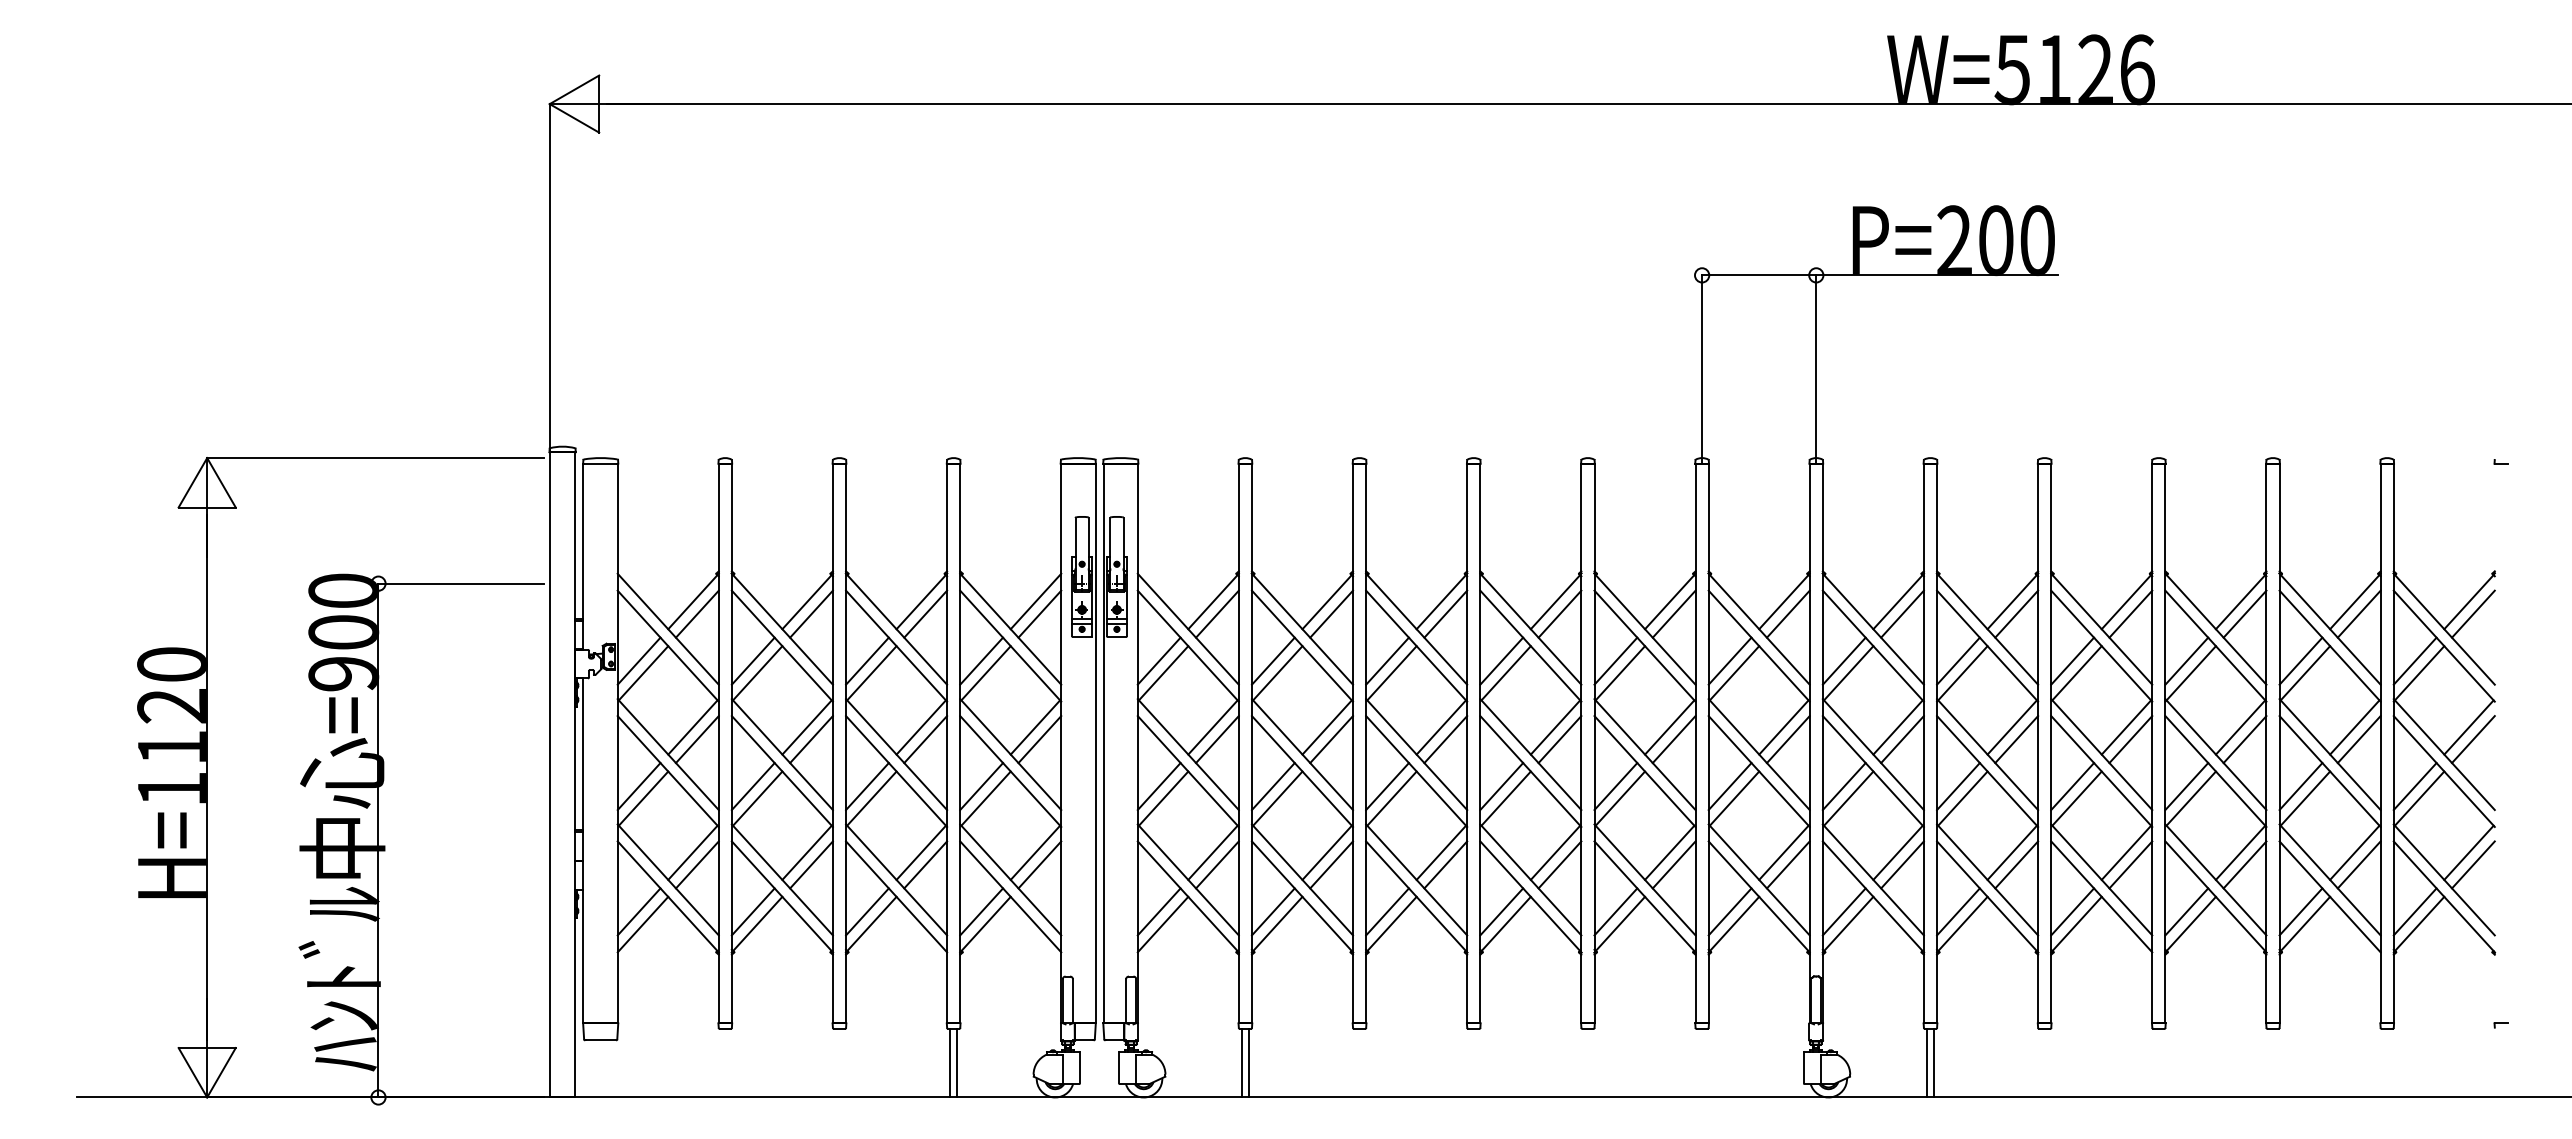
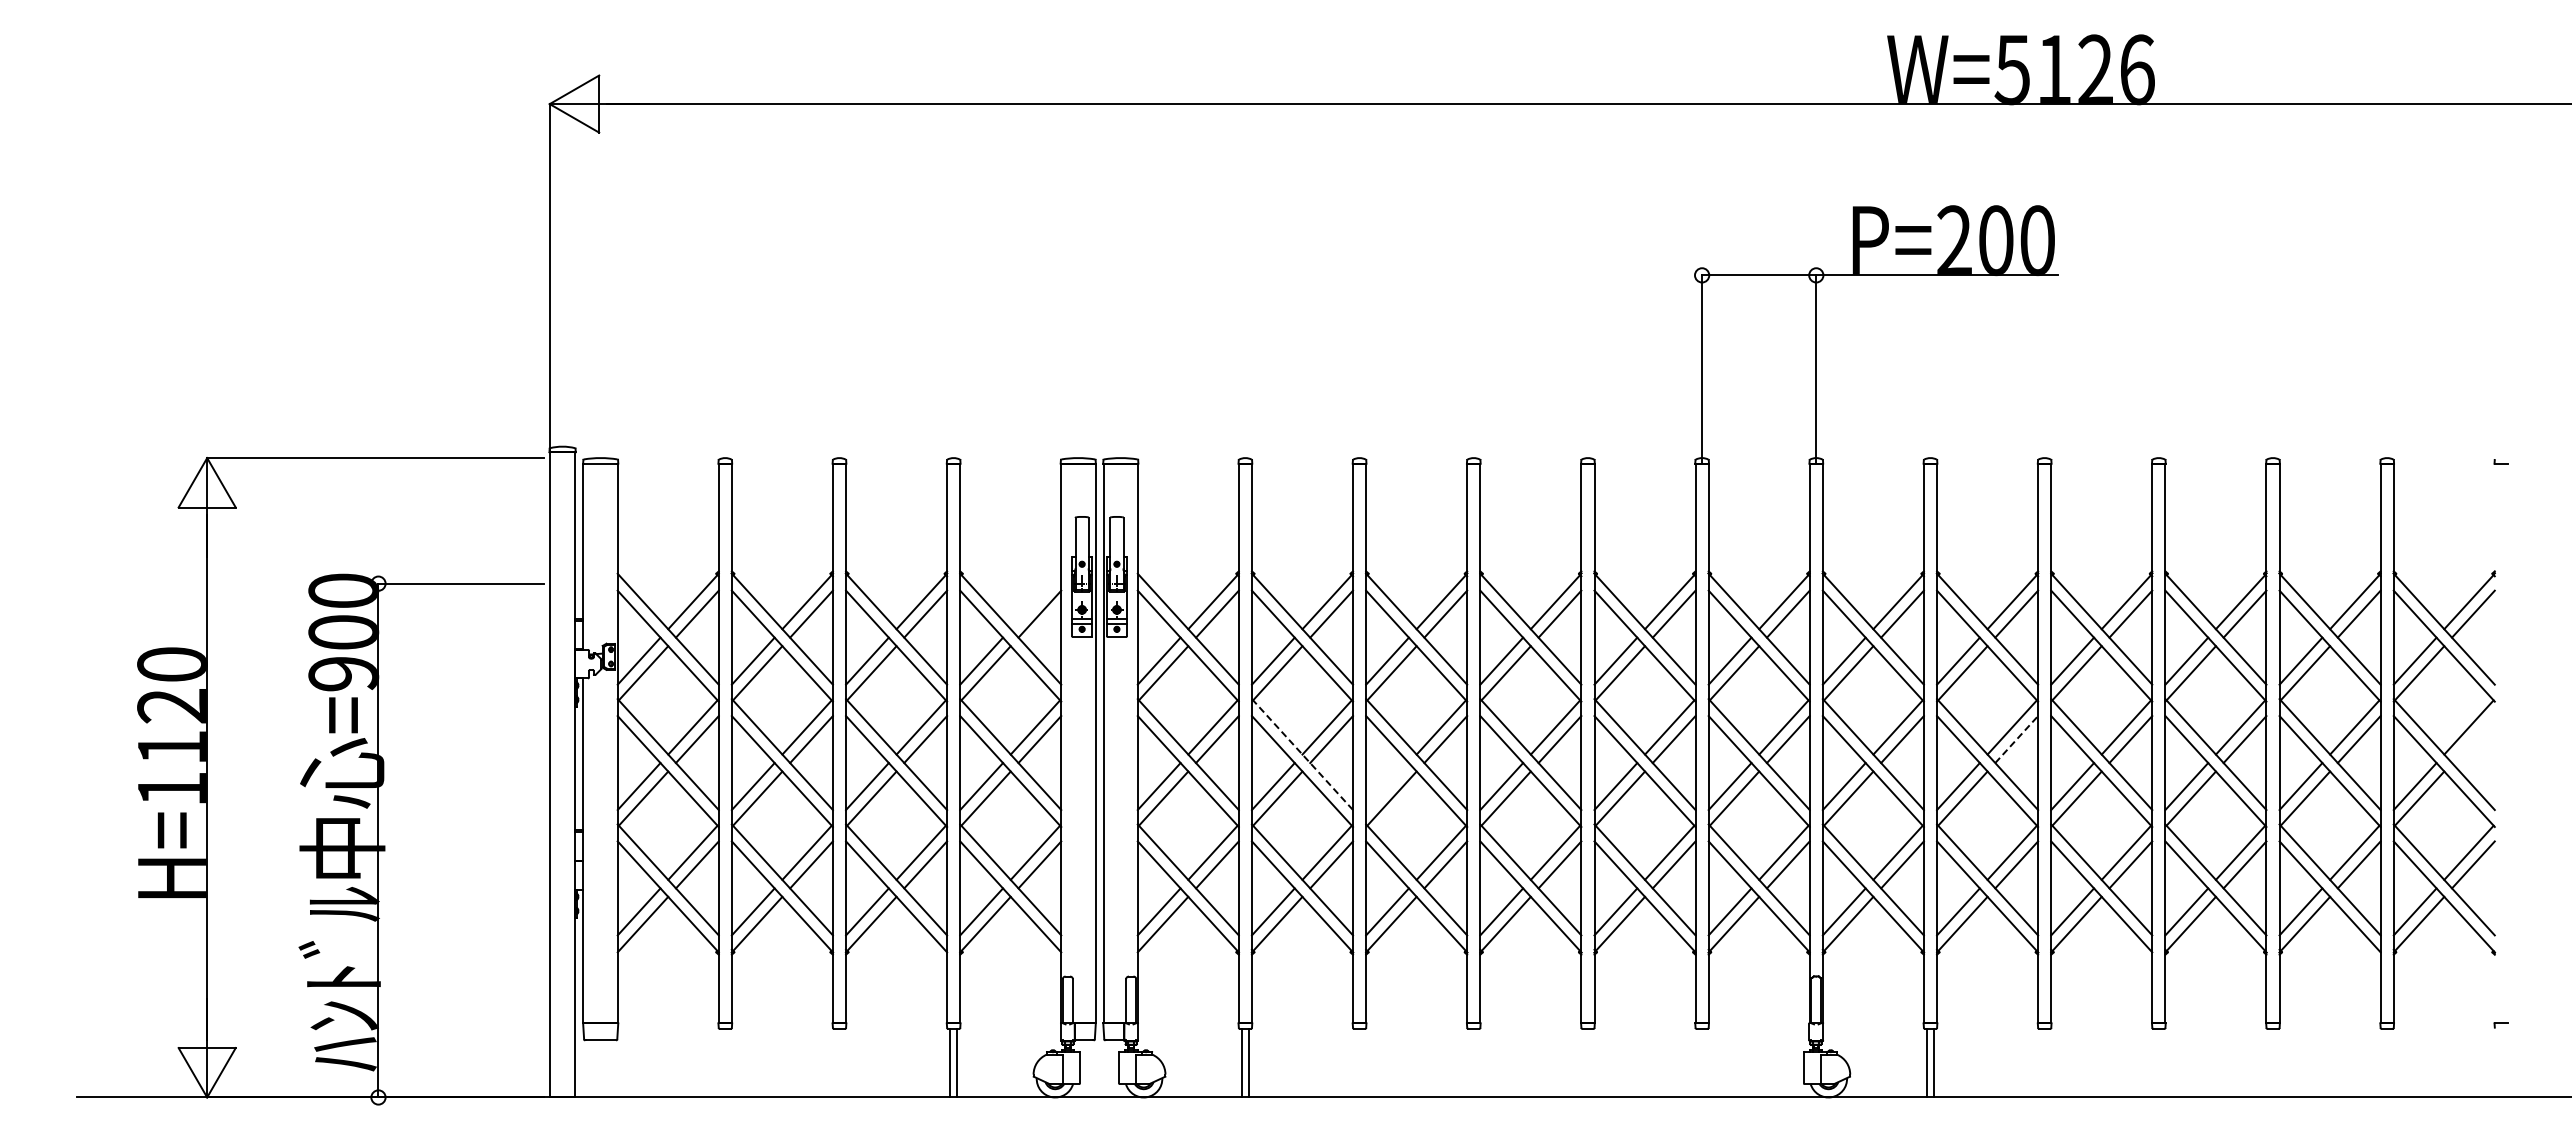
line: present -> none (1035, 601)
line: solid -> dashed (2016, 739)
line: present -> none (2473, 739)
line: solid -> dashed (1302, 754)
line: present -> none (1387, 786)
